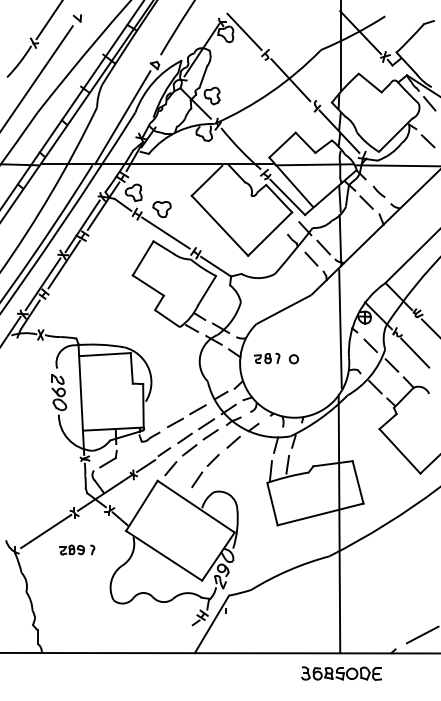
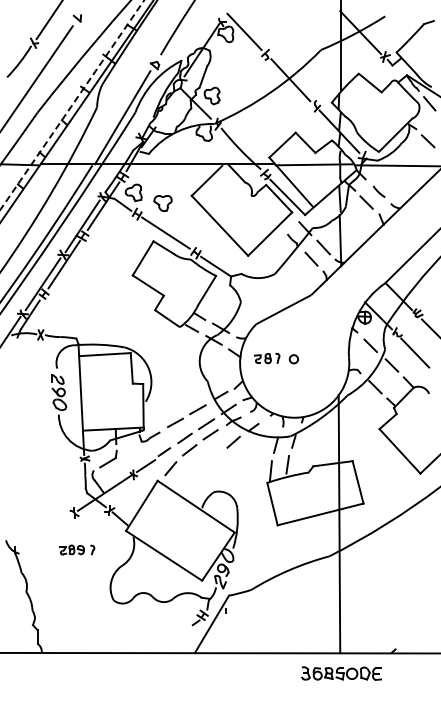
line: solid -> dashed (72, 105)
part position: (161, 209) -> (162, 203) (162, 203)
line: present -> none (340, 328)
part: present -> none (205, 470)
line: present -> none (46, 531)
line: present -> none (421, 635)
